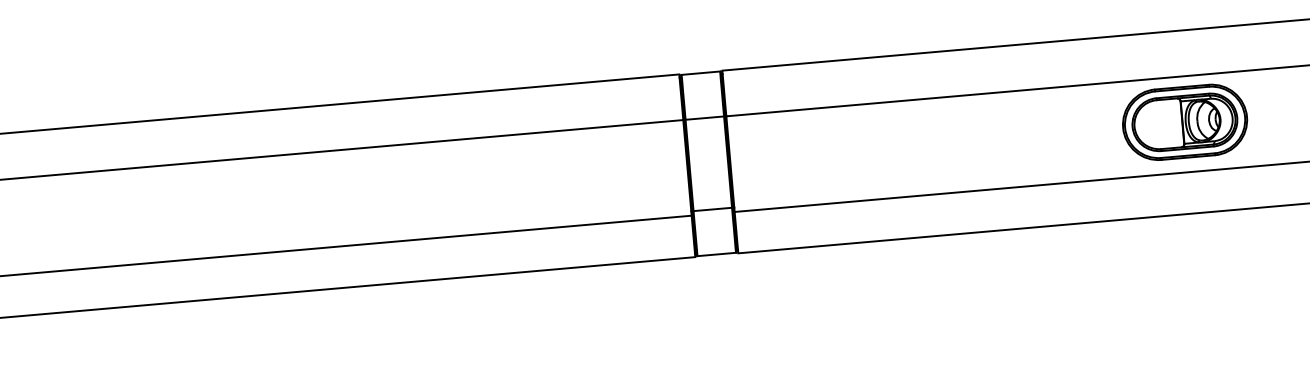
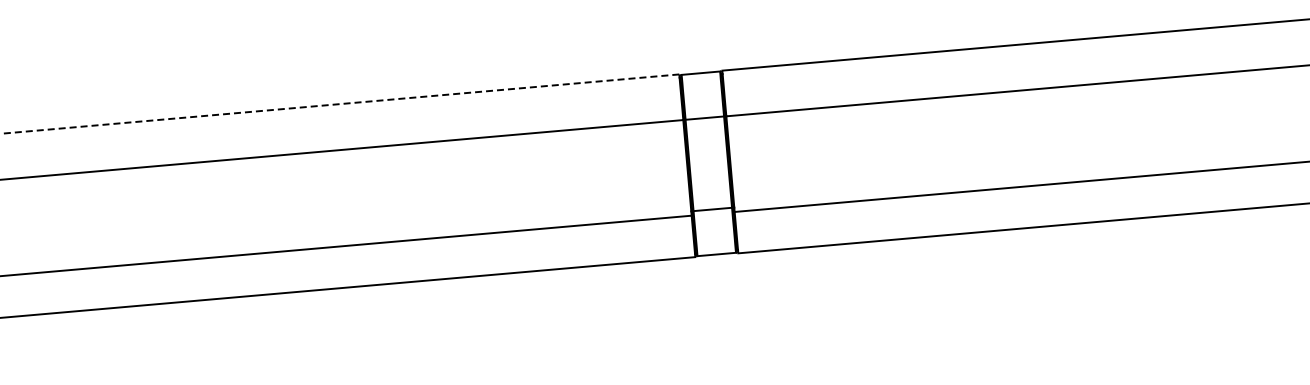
line: solid -> dashed (339, 104)
part: present -> none (1185, 121)
